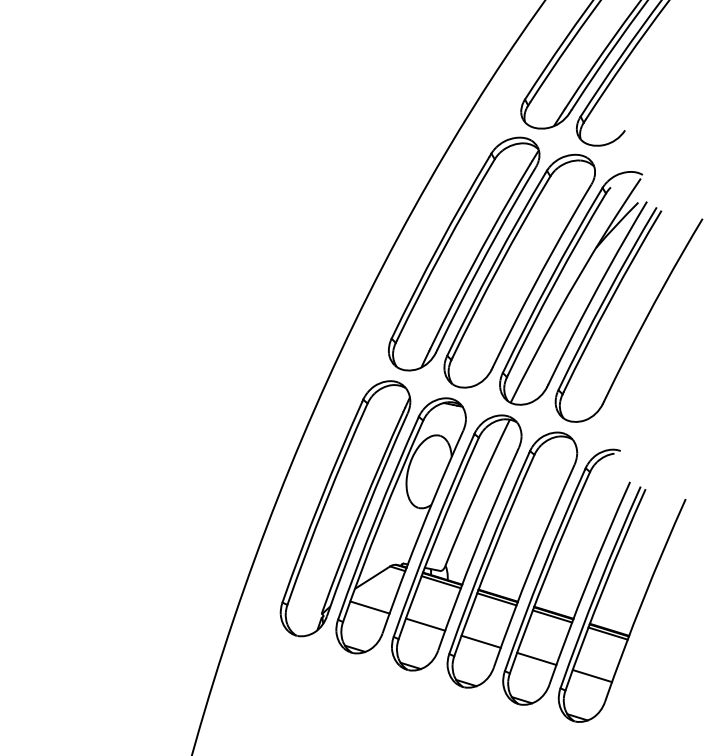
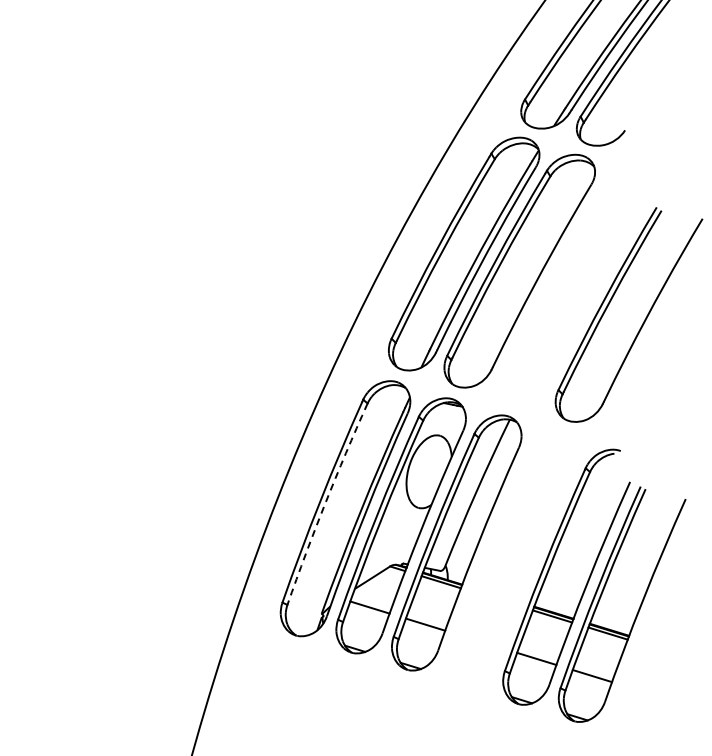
part: present -> none (573, 288)
arc: solid -> dashed (325, 503)
part: present -> none (512, 559)
